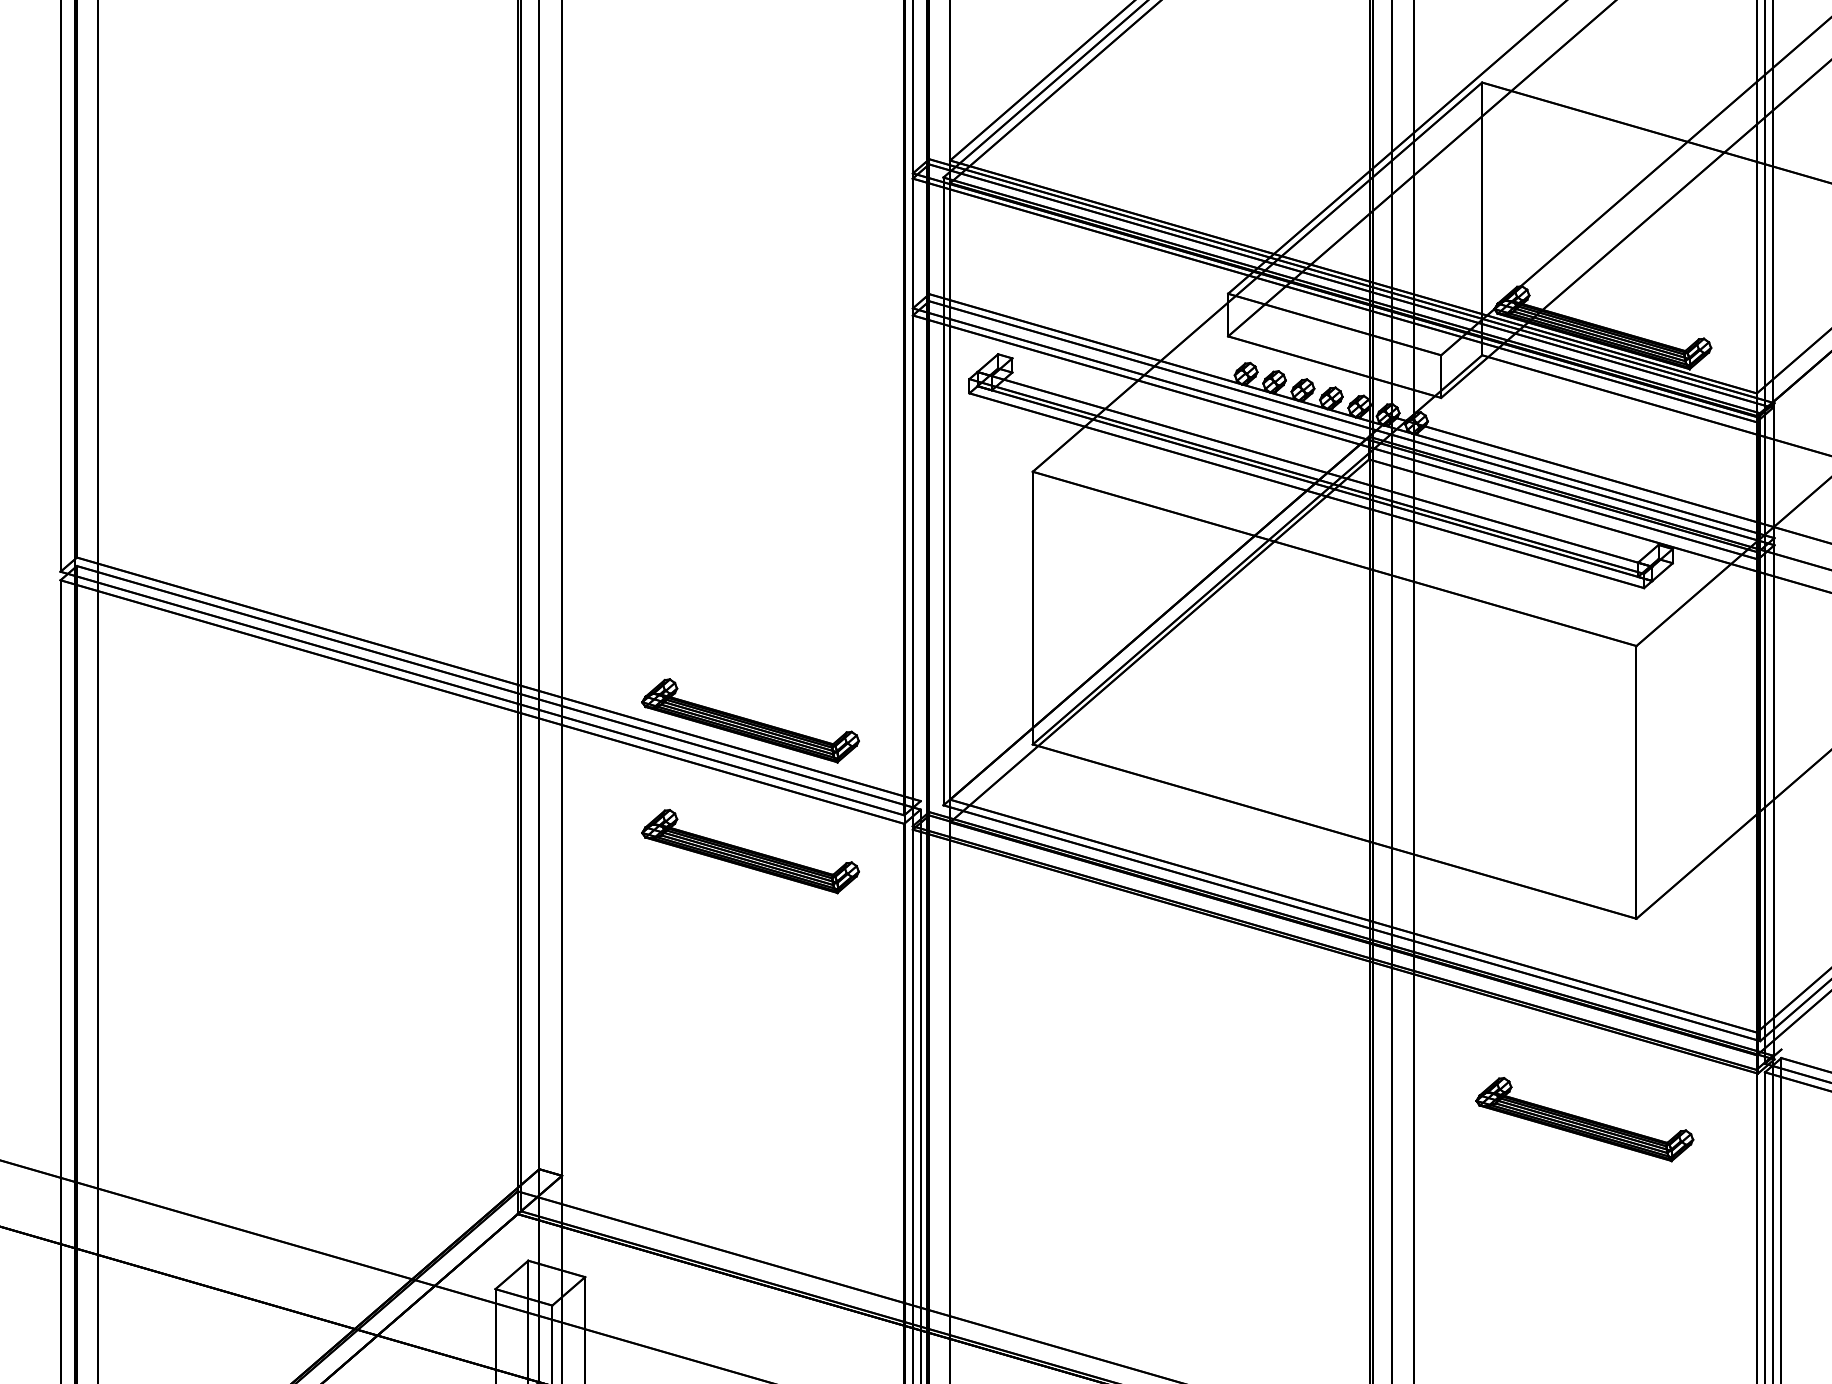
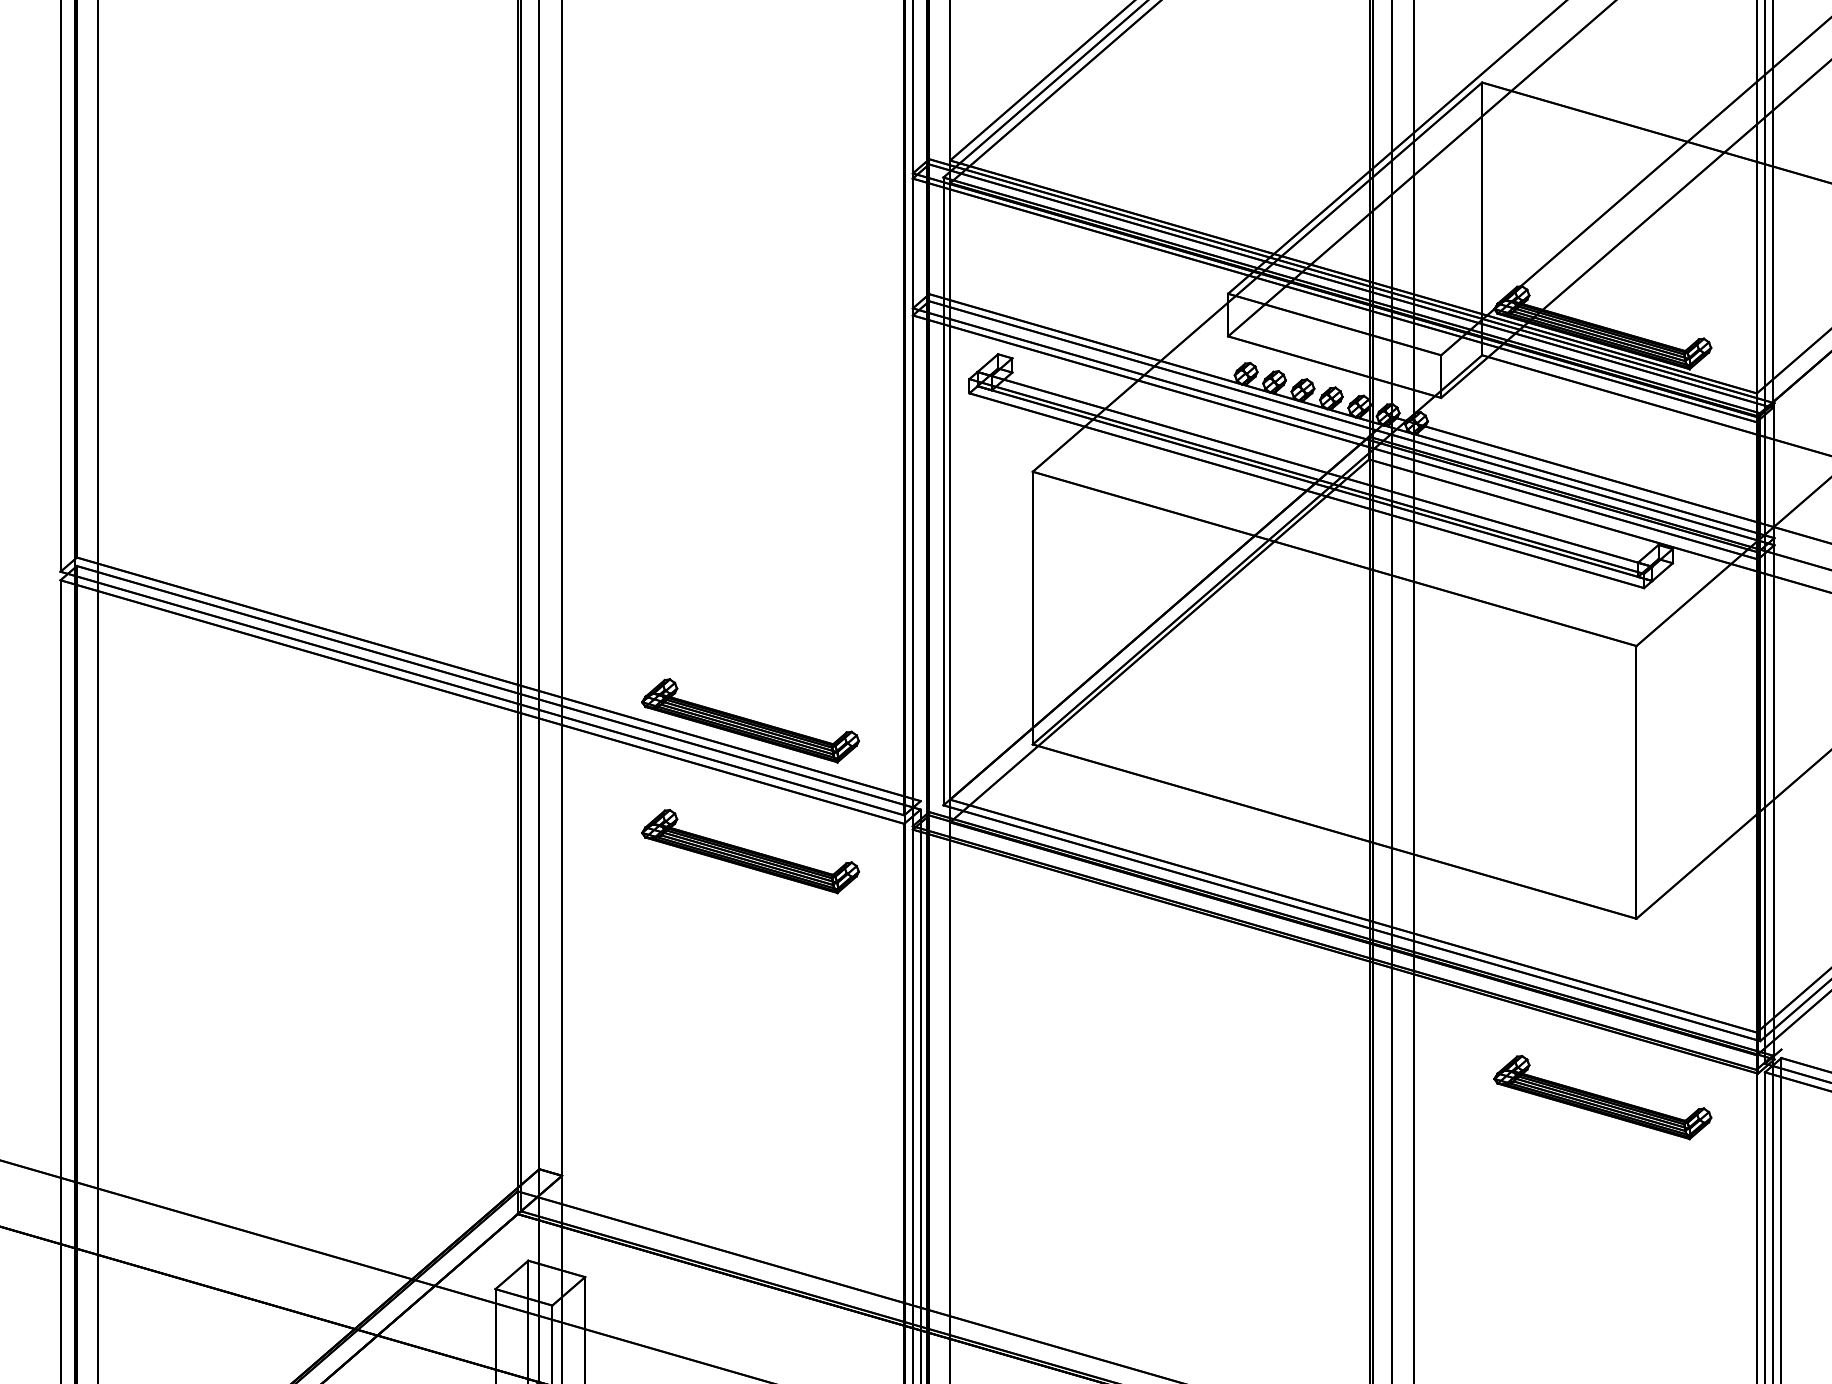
part position: (1584, 1119) -> (1602, 1097) (1602, 1097)
